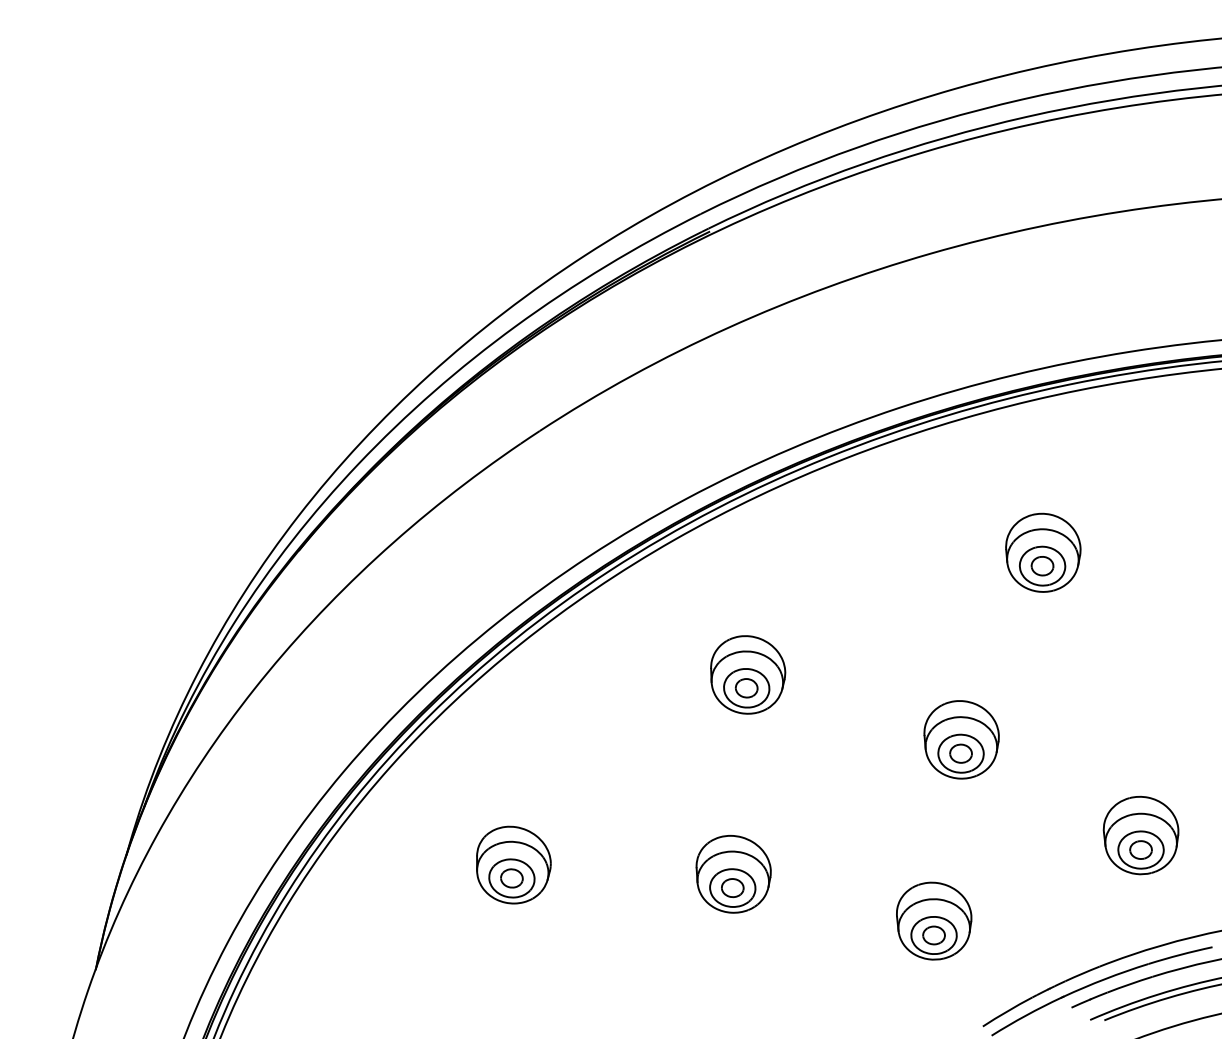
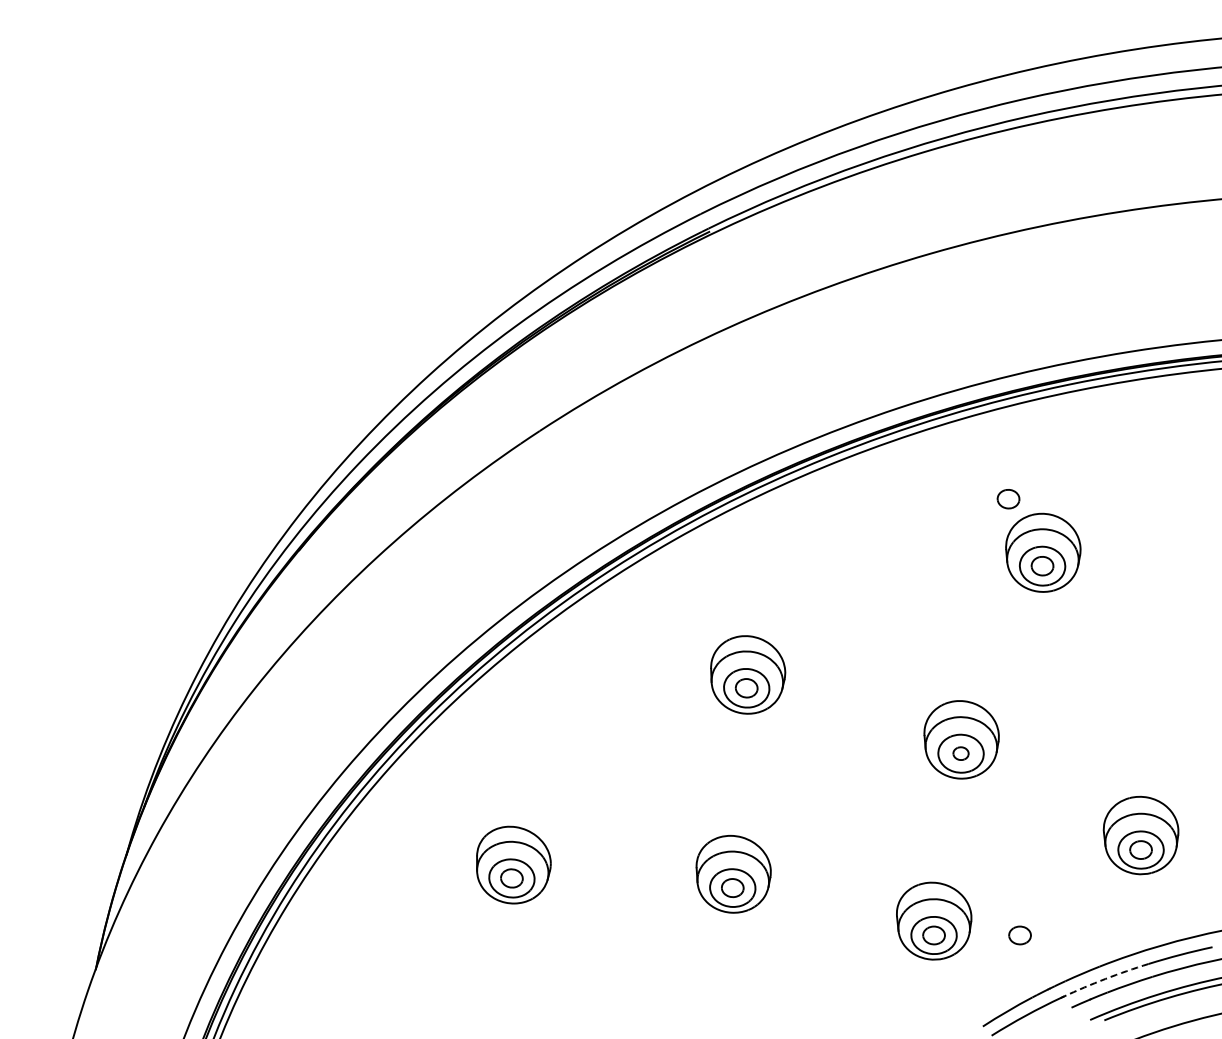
part: none -> present (1008, 499)
part size: 24x21 px -> 18x15 px (960, 753)
part: none -> present (1019, 935)
arc: solid -> dashed (1105, 978)
